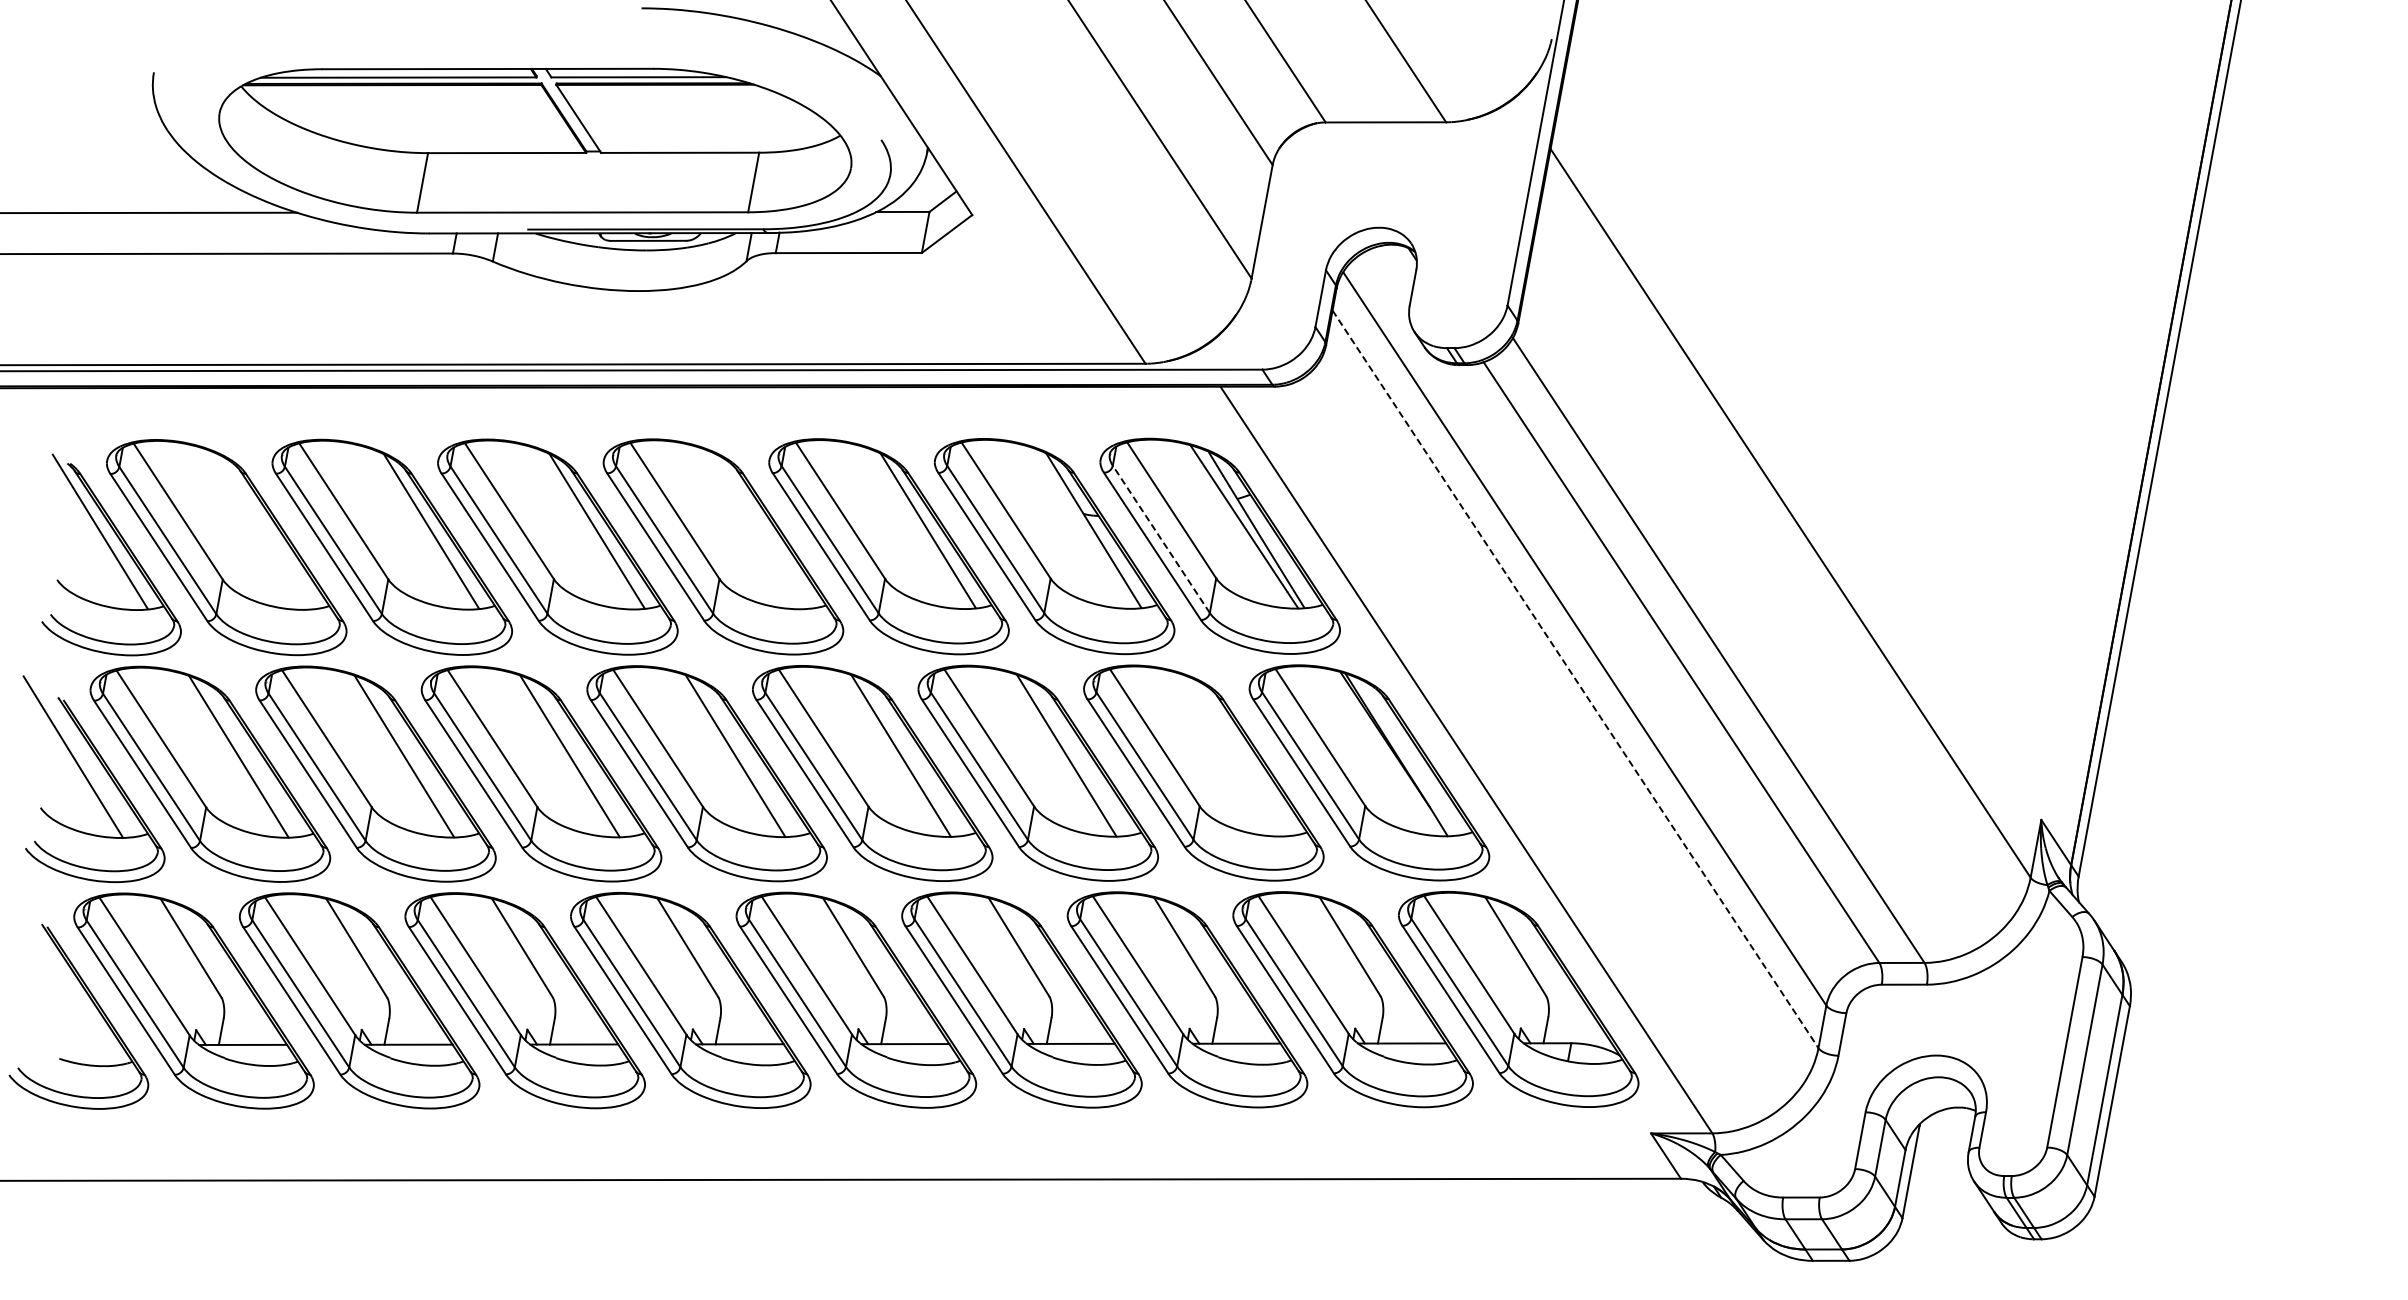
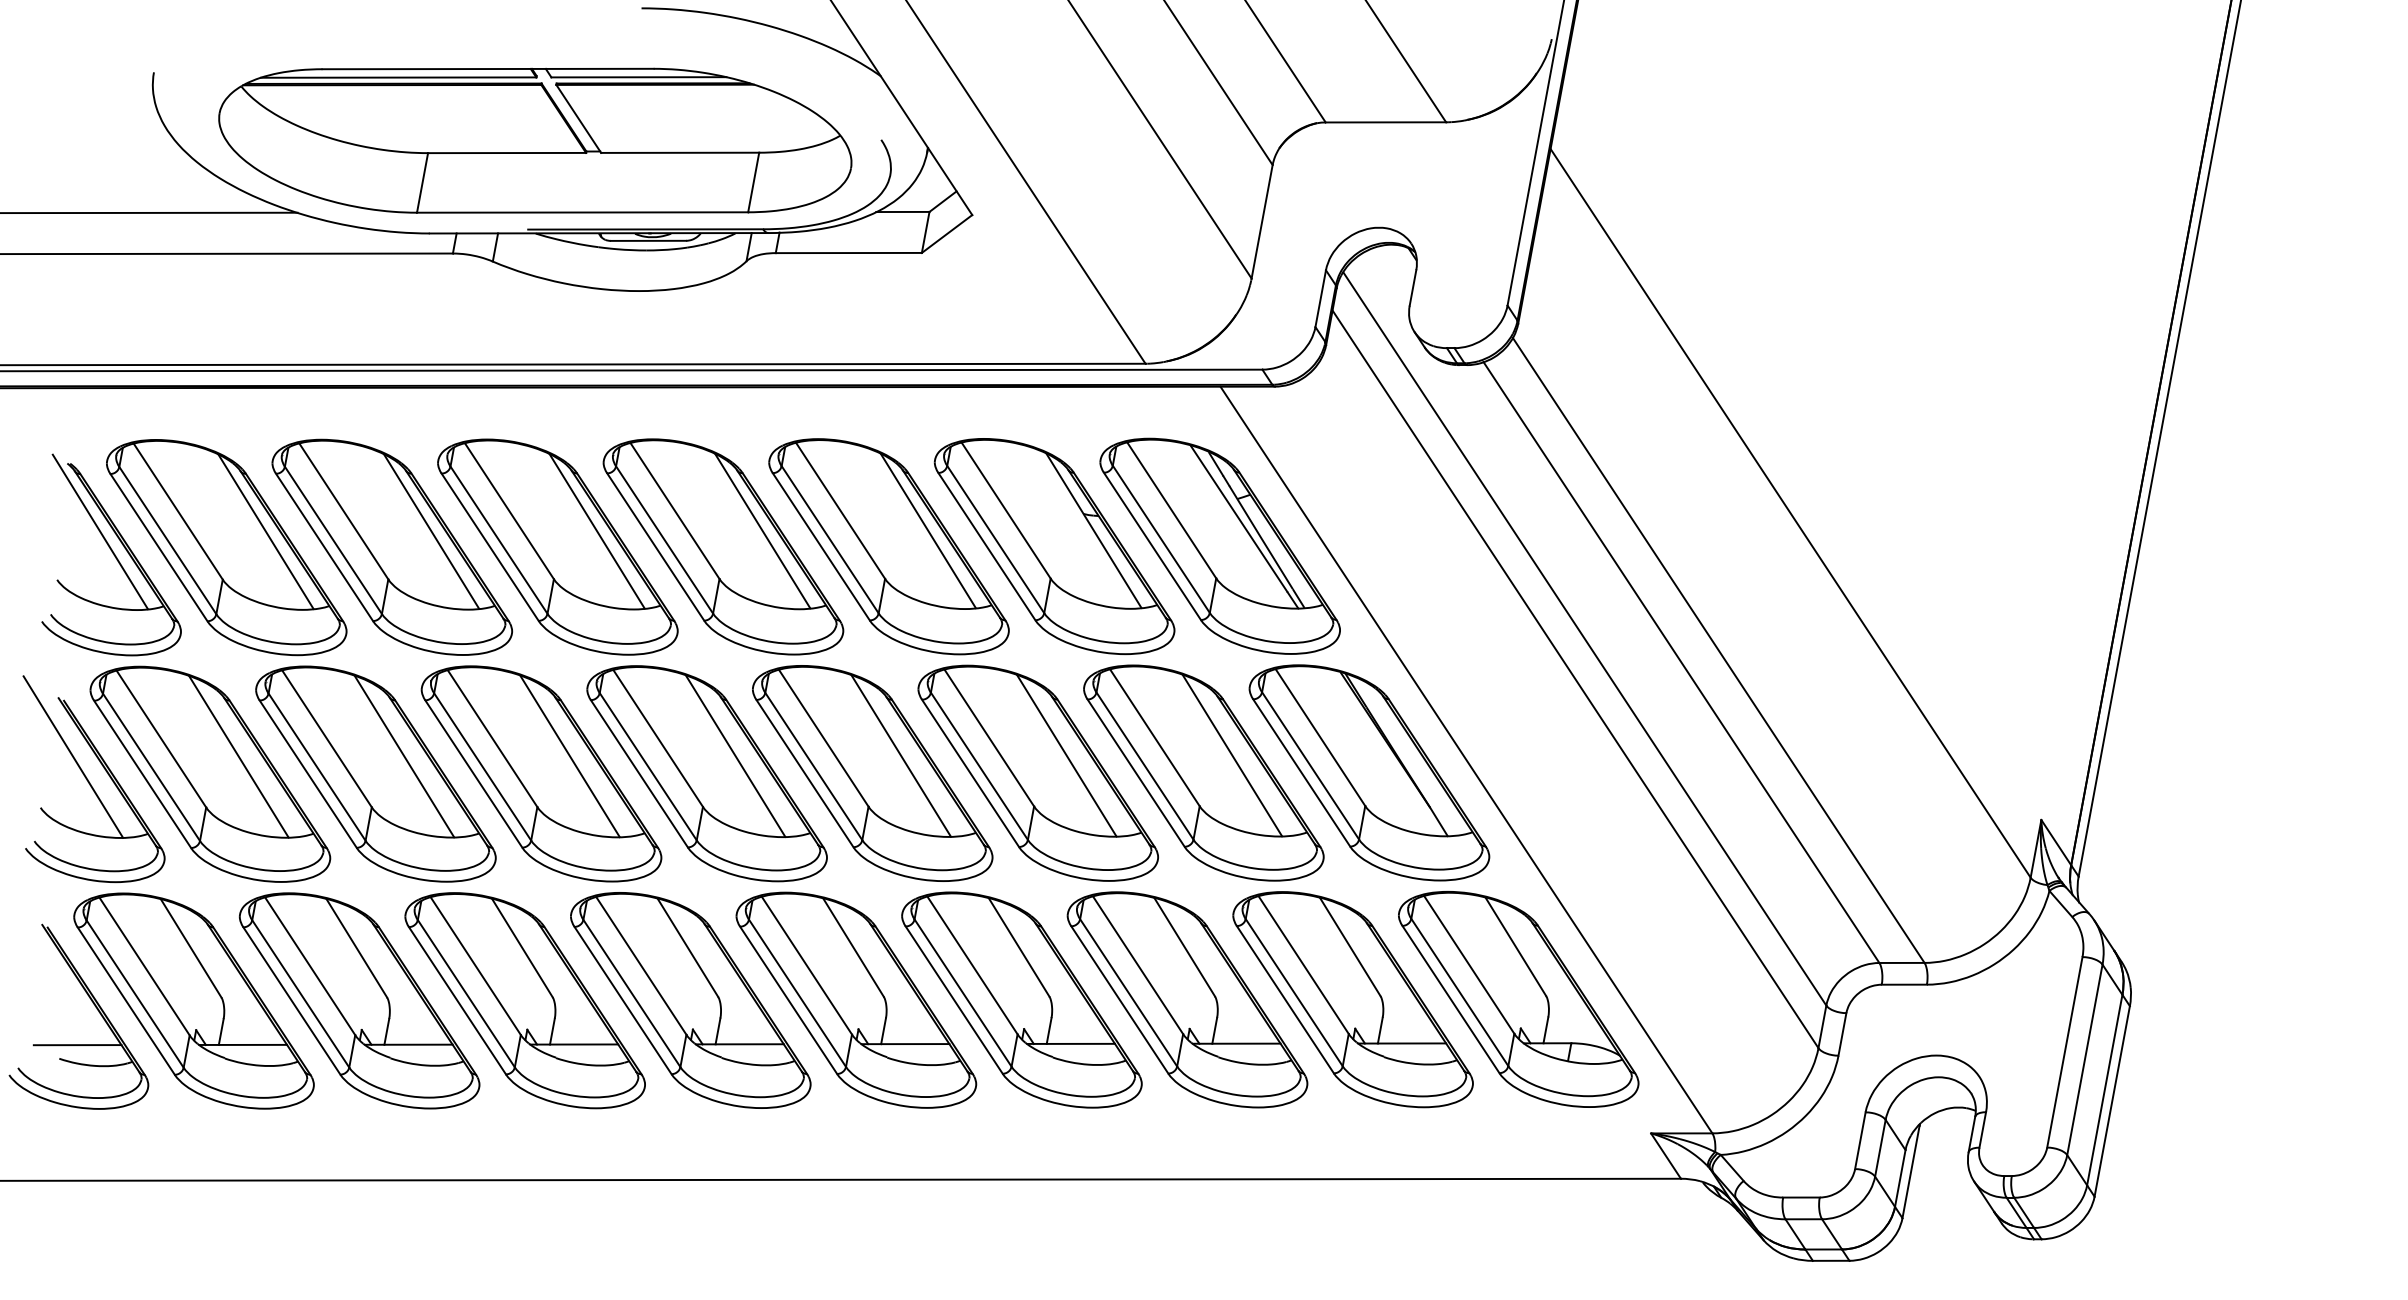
line: none -> present (762, 530)
line: none -> present (265, 531)
line: dashed -> solid (1161, 538)
line: dashed -> solid (1575, 679)
line: none -> present (1232, 755)
line: none -> present (77, 1045)
